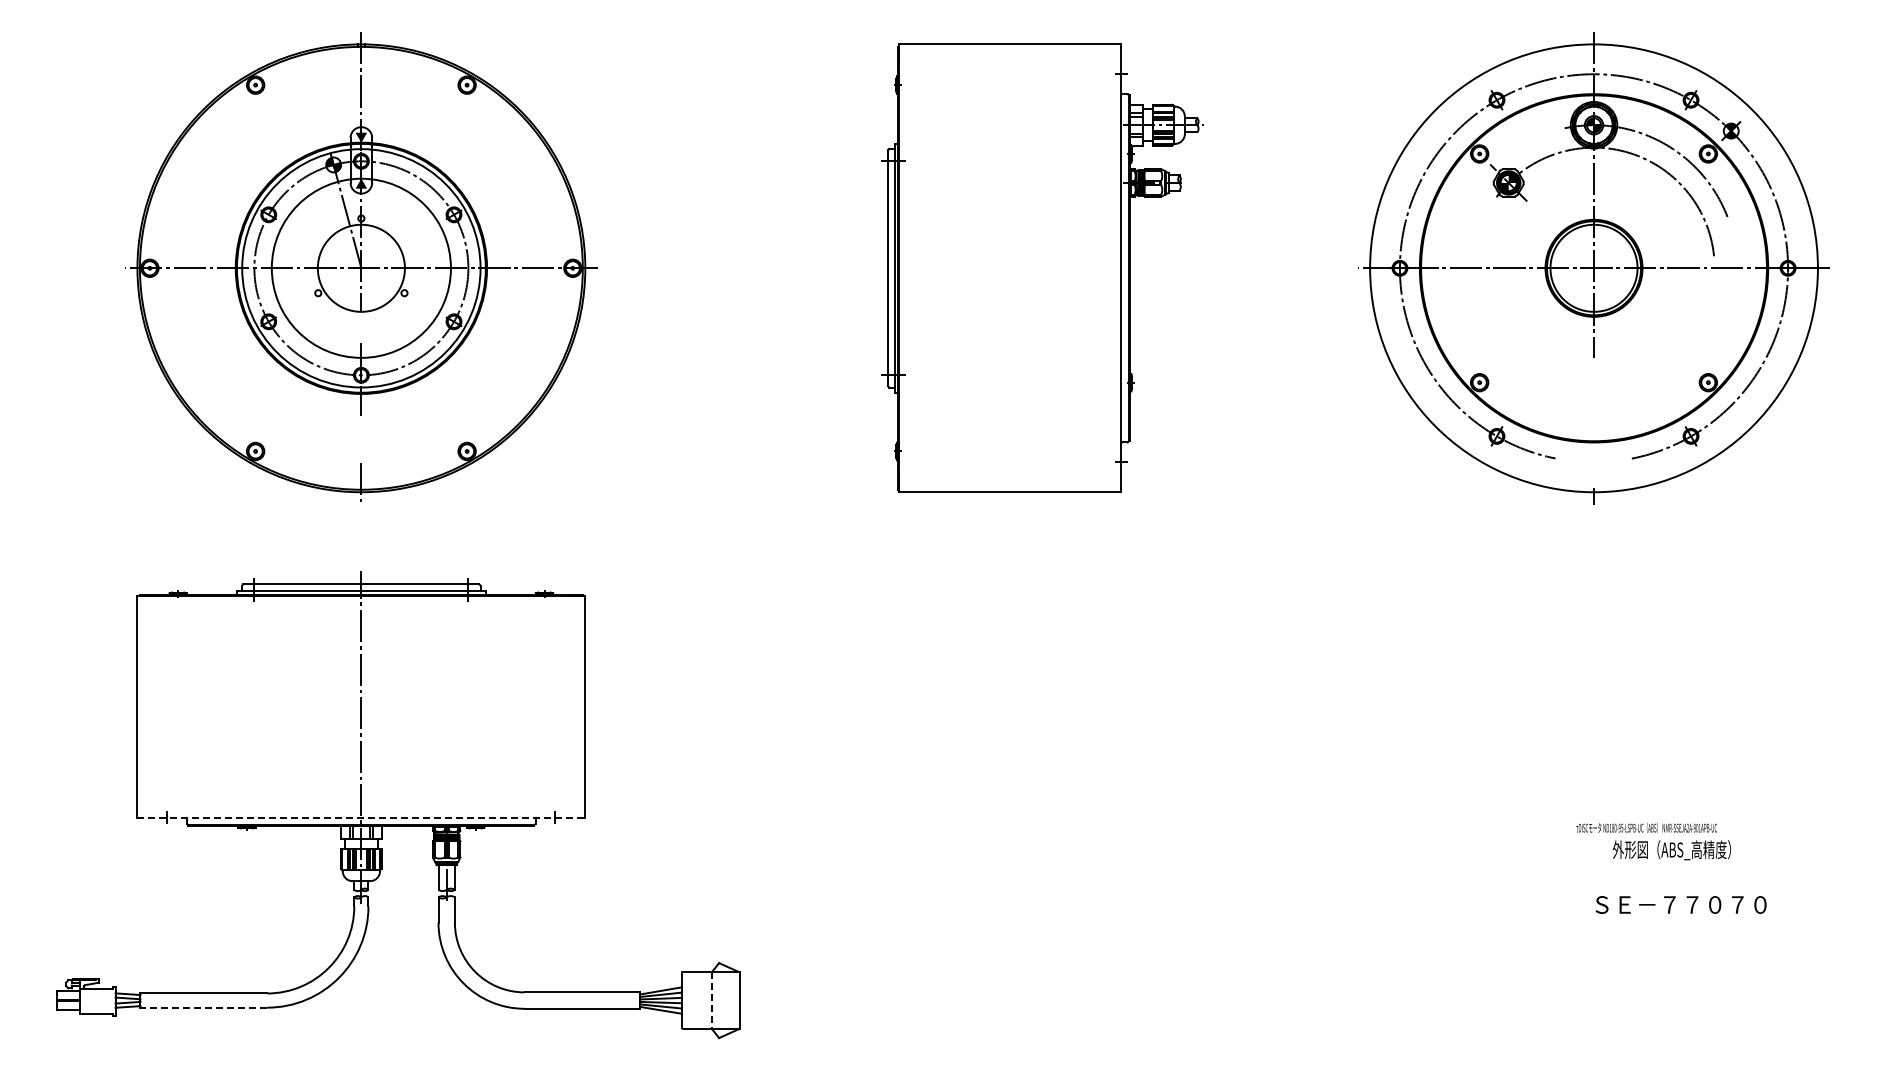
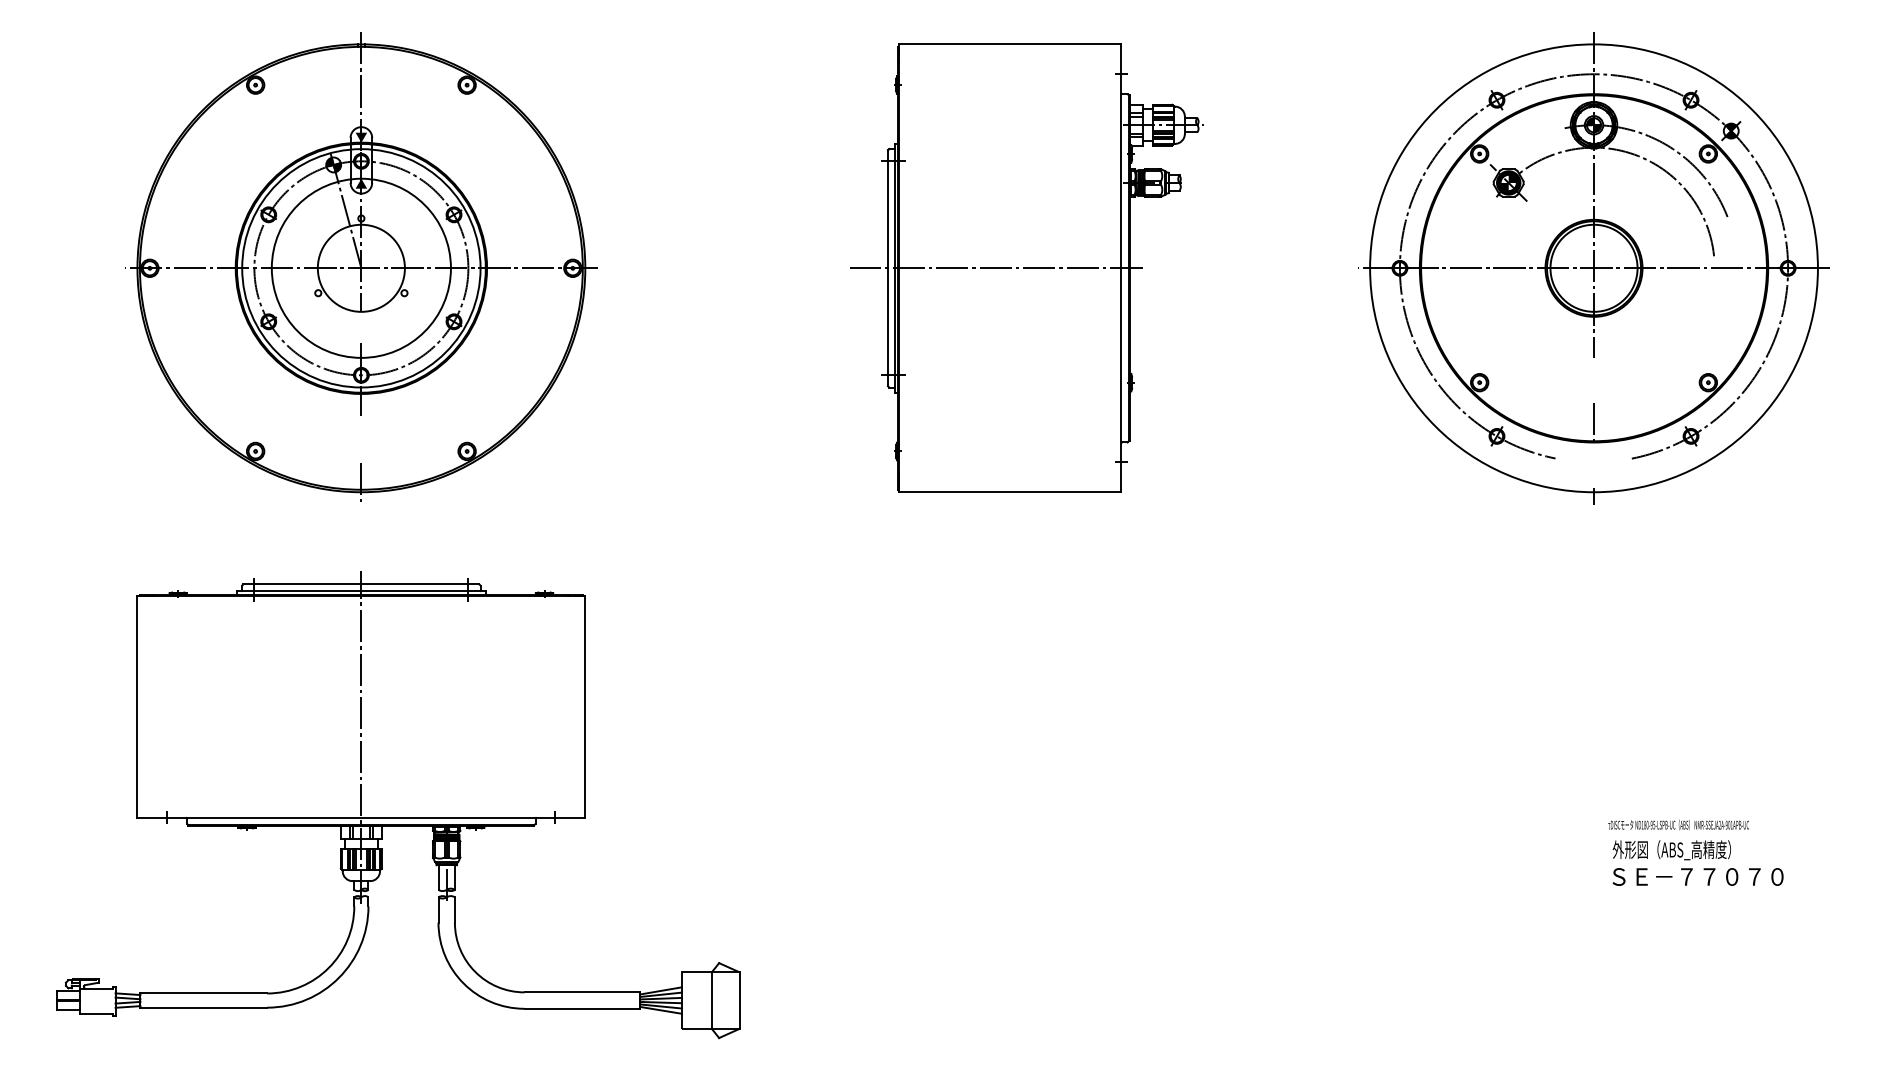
line: none -> present (996, 268)
line: none -> present (1594, 422)
line: dashed -> solid (361, 817)
text position: (1646, 827) -> (1678, 824) (1678, 824)
text position: (1680, 904) -> (1697, 876) (1697, 876)
line: dashed -> solid (711, 1001)
line: dashed -> solid (203, 1007)
